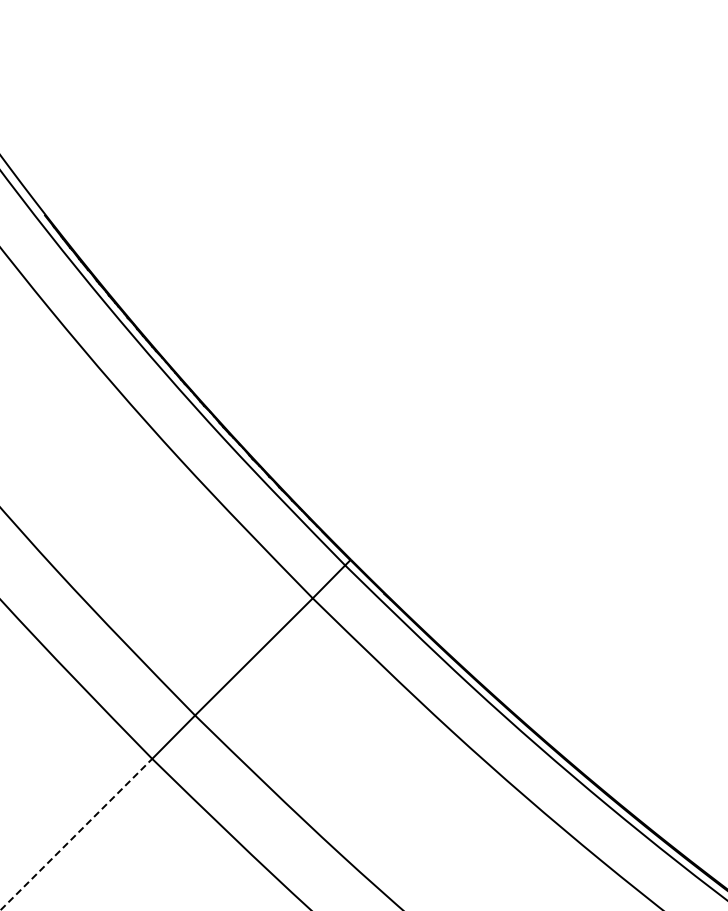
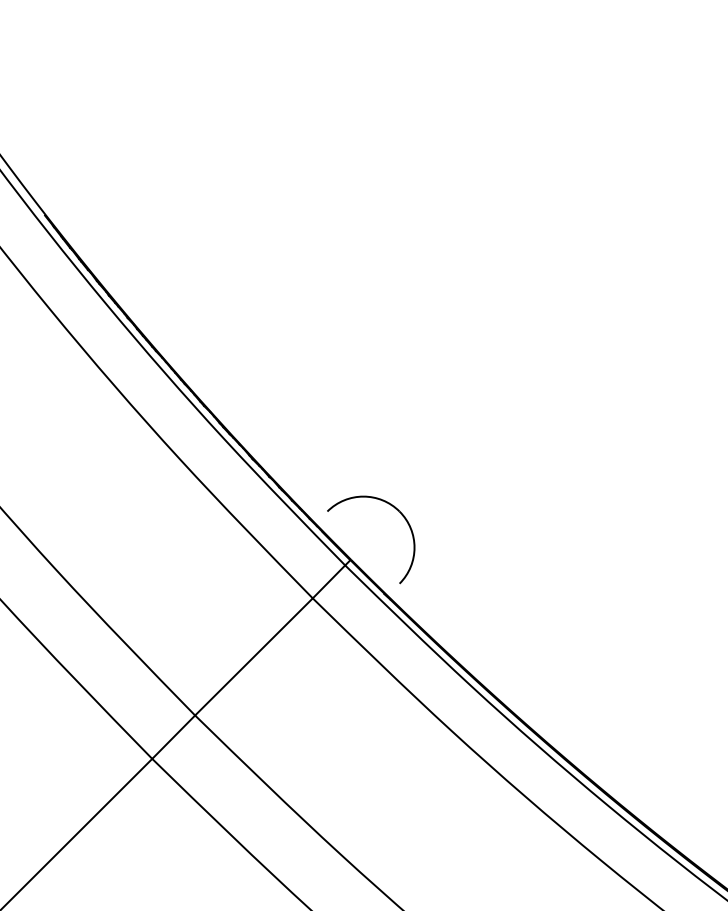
part: none -> present (395, 509)
line: dashed -> solid (76, 834)
